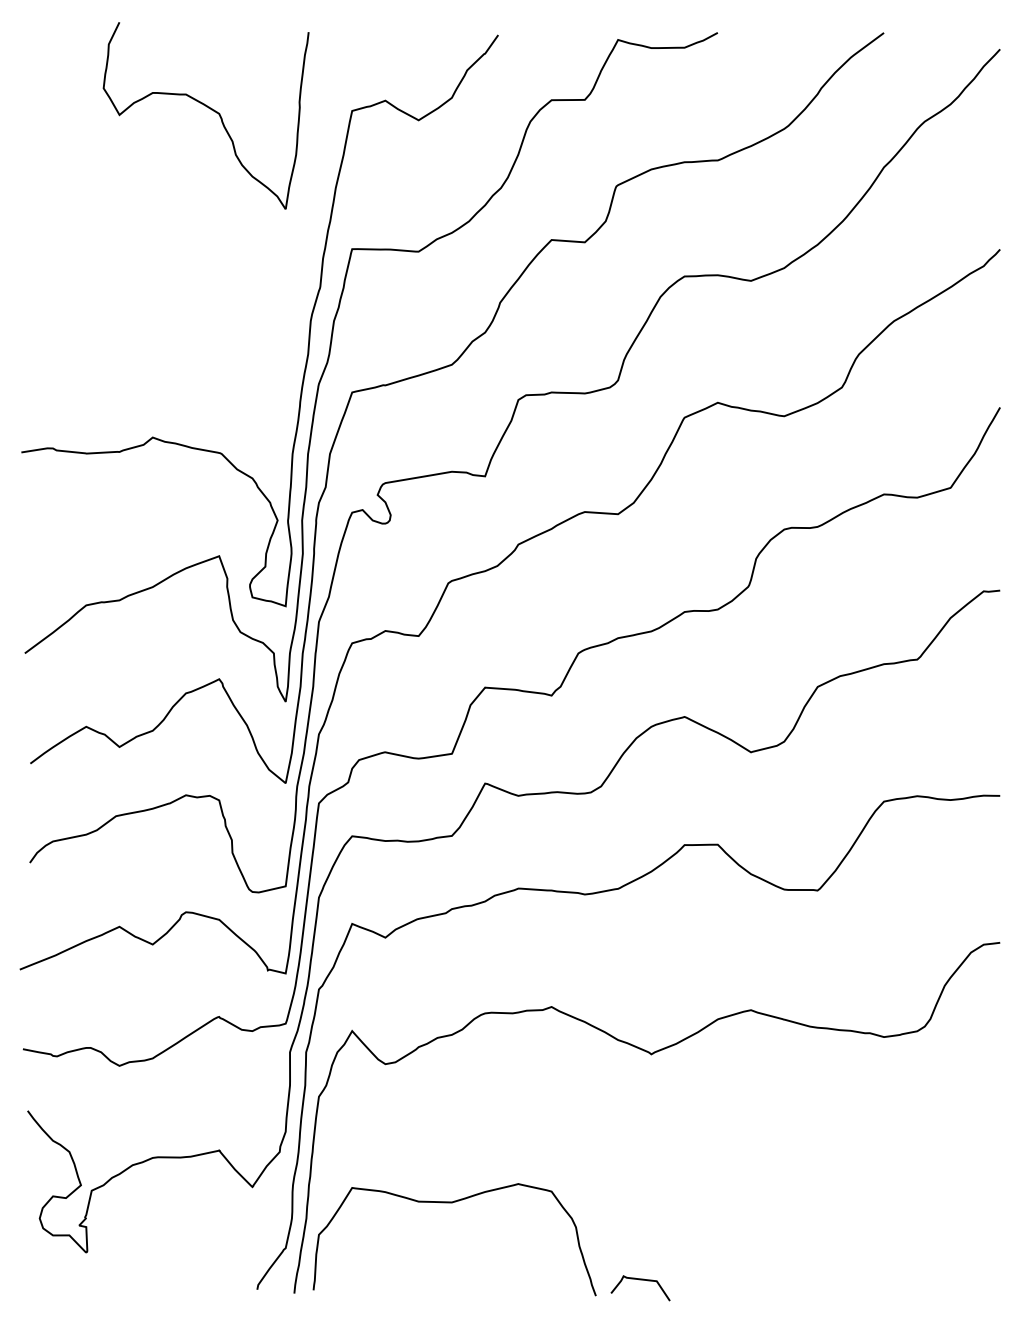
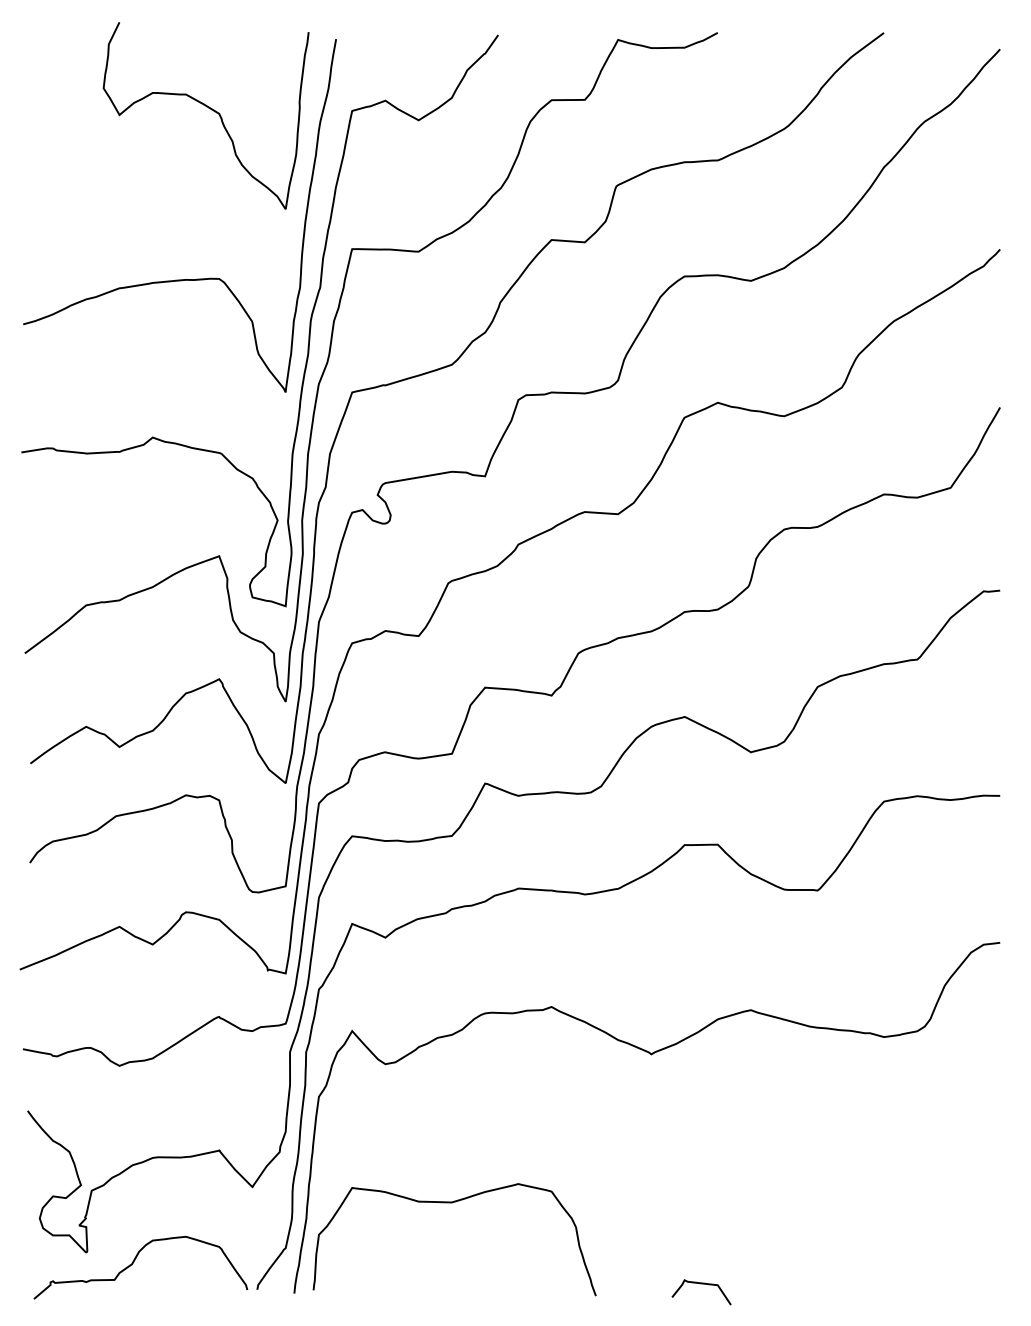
curve: none -> present (179, 279)
curve: none -> present (134, 1262)
curve position: (640, 1280) -> (701, 1284) (701, 1284)
